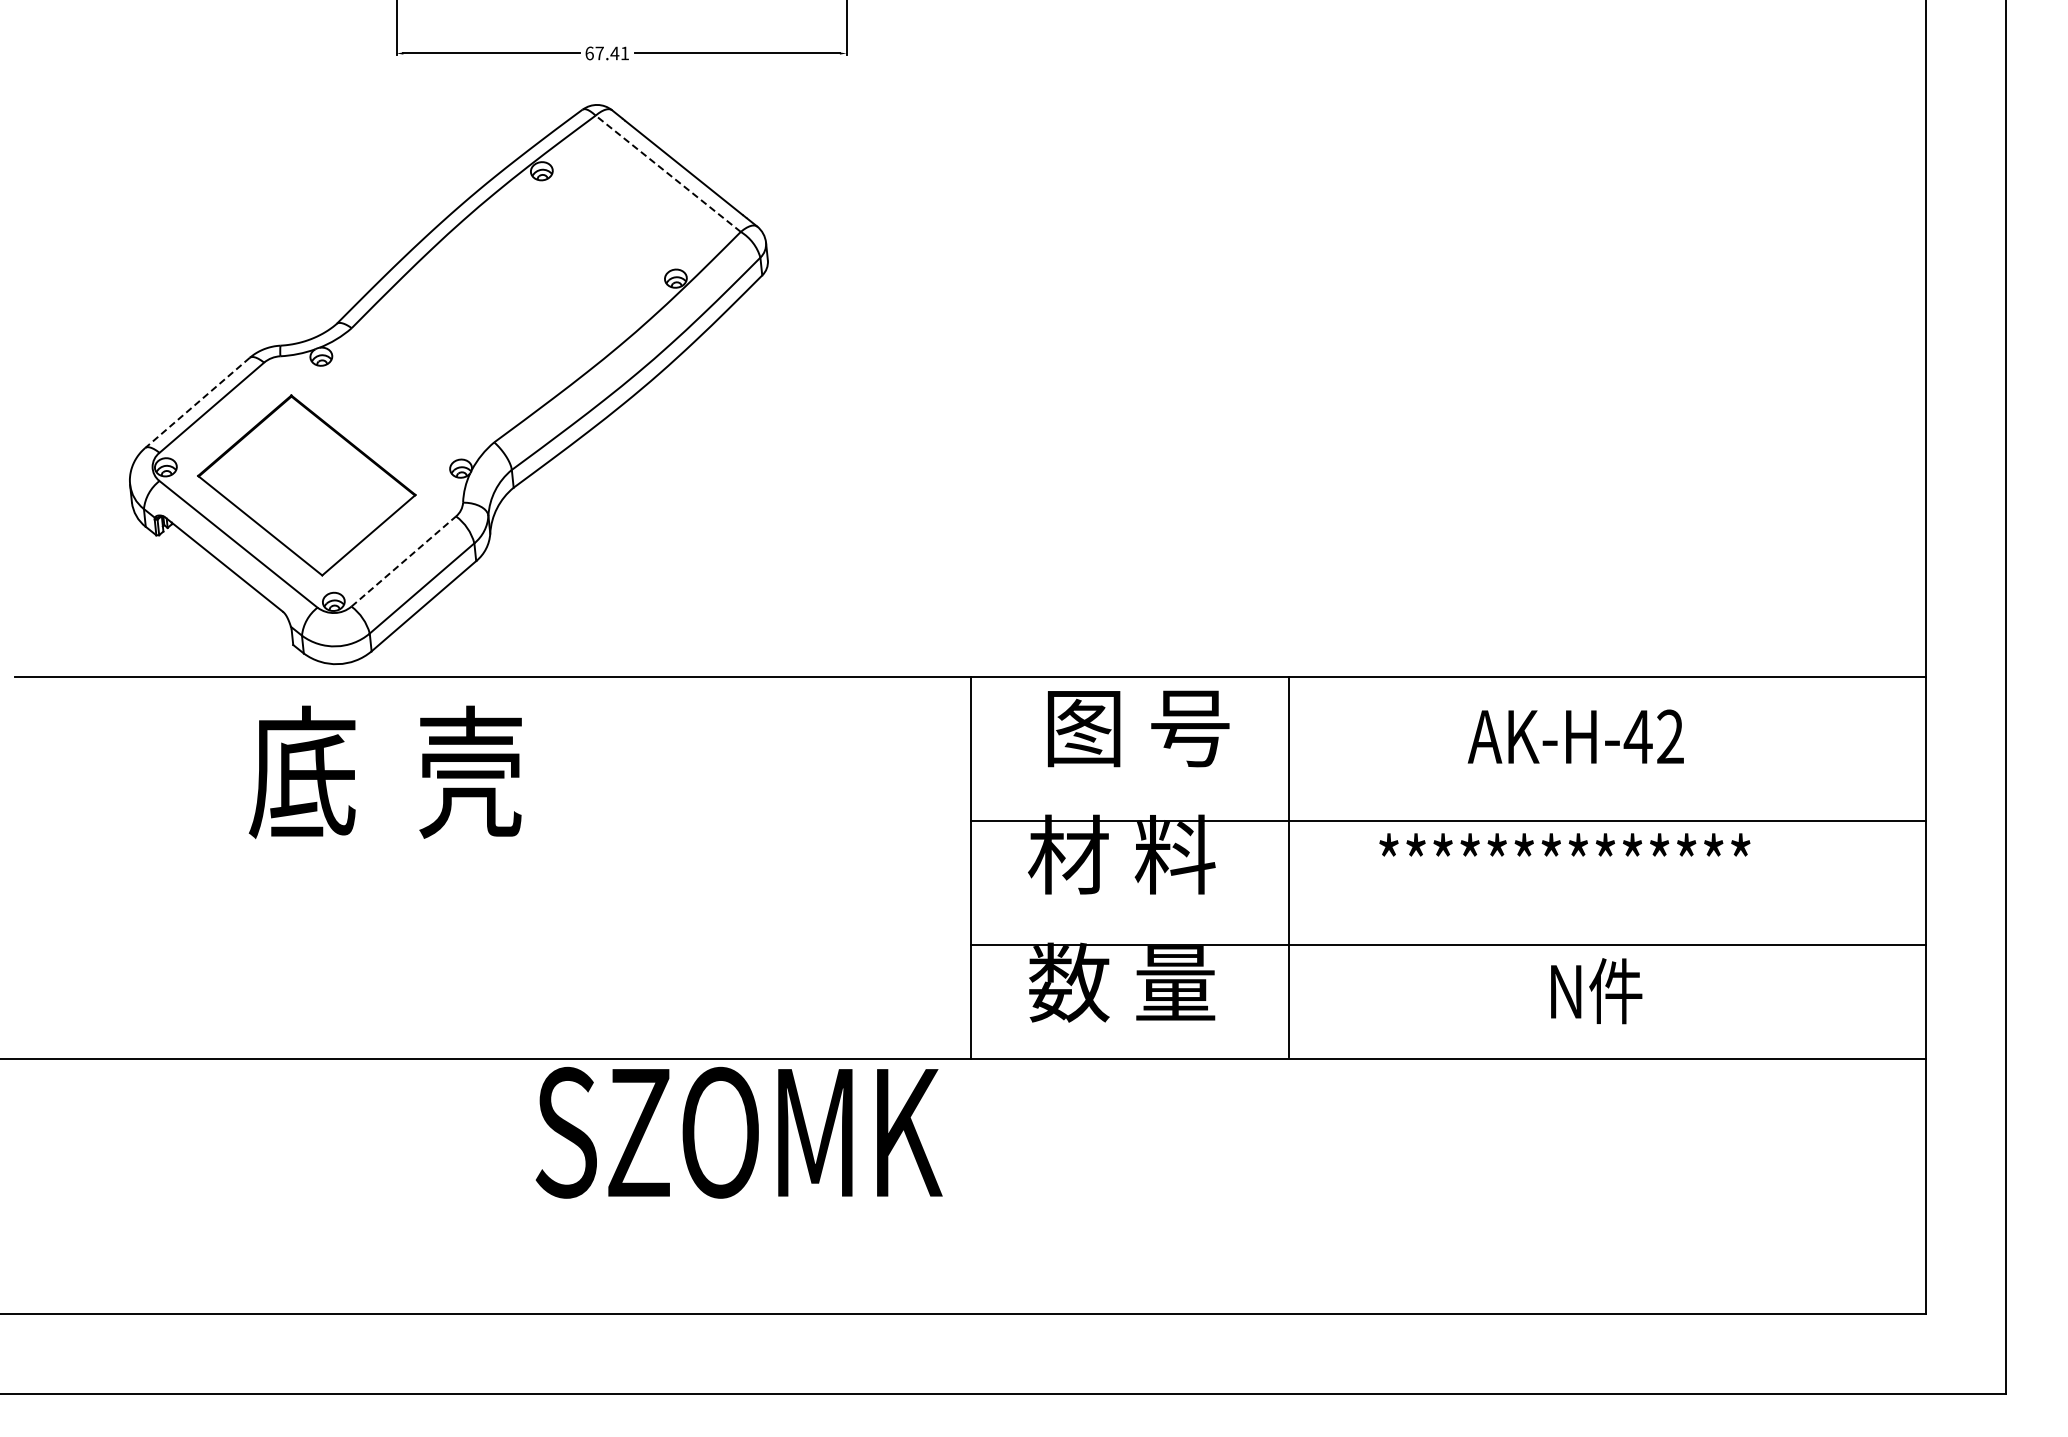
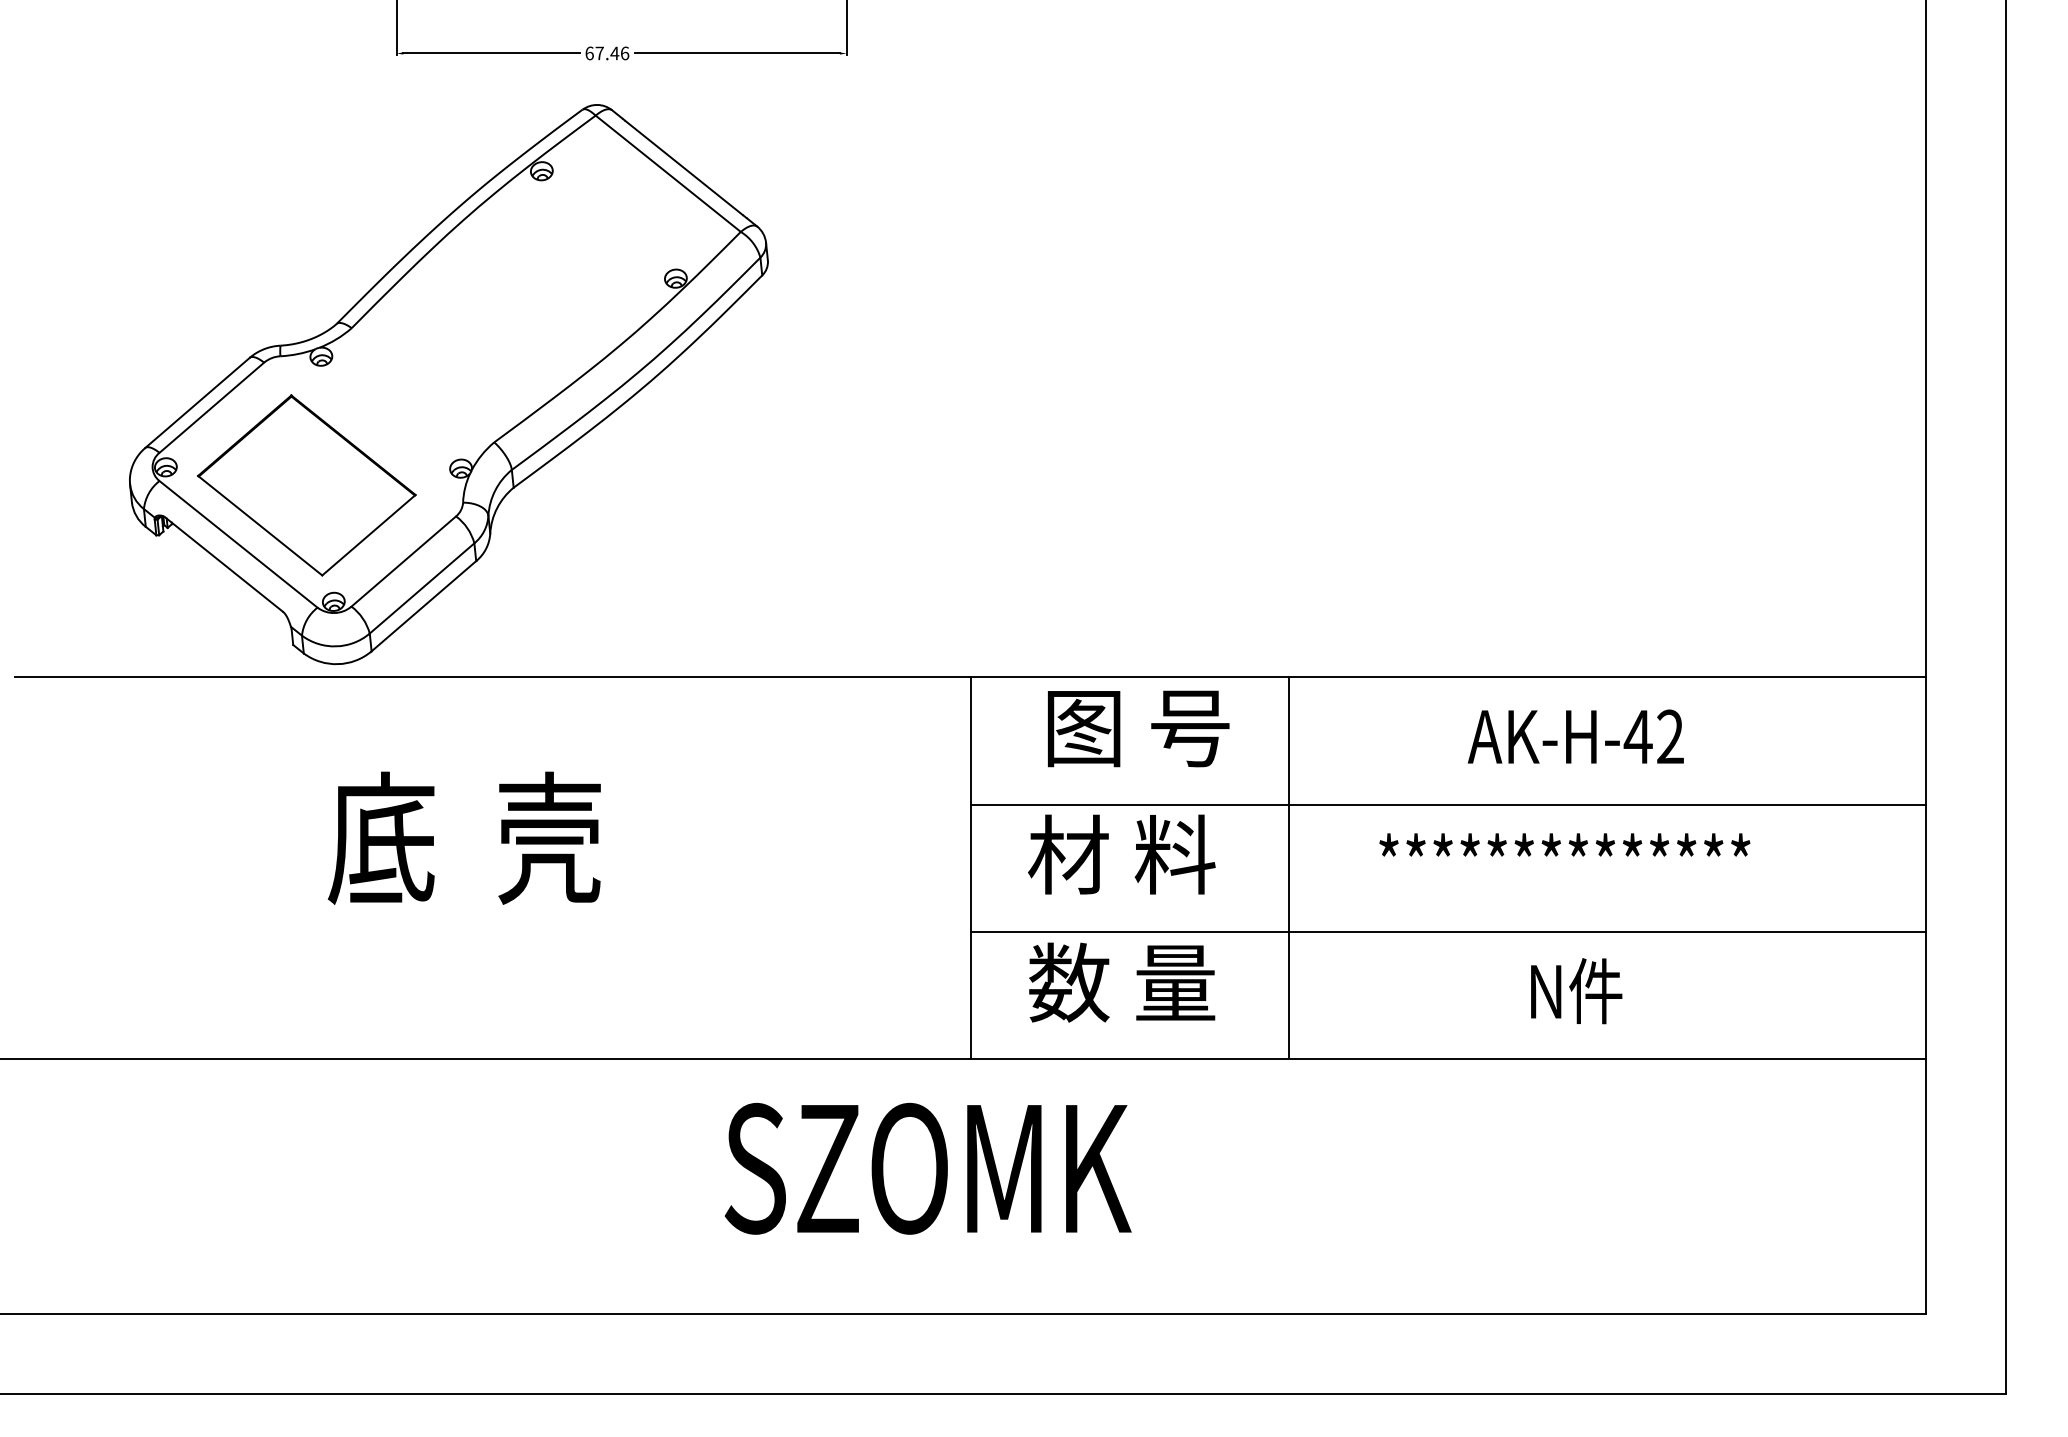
text: 67.41 -> 67.46 (625, 53)
line: dashed -> solid (668, 173)
line: dashed -> solid (197, 403)
line: dashed -> solid (404, 561)
text position: (384, 771) -> (463, 837) (463, 837)
line position: (1448, 820) -> (1448, 804) (1448, 804)
line position: (1448, 945) -> (1448, 932) (1448, 932)
text position: (1596, 991) -> (1576, 991) (1576, 991)
text position: (738, 1132) -> (927, 1168) (927, 1168)
